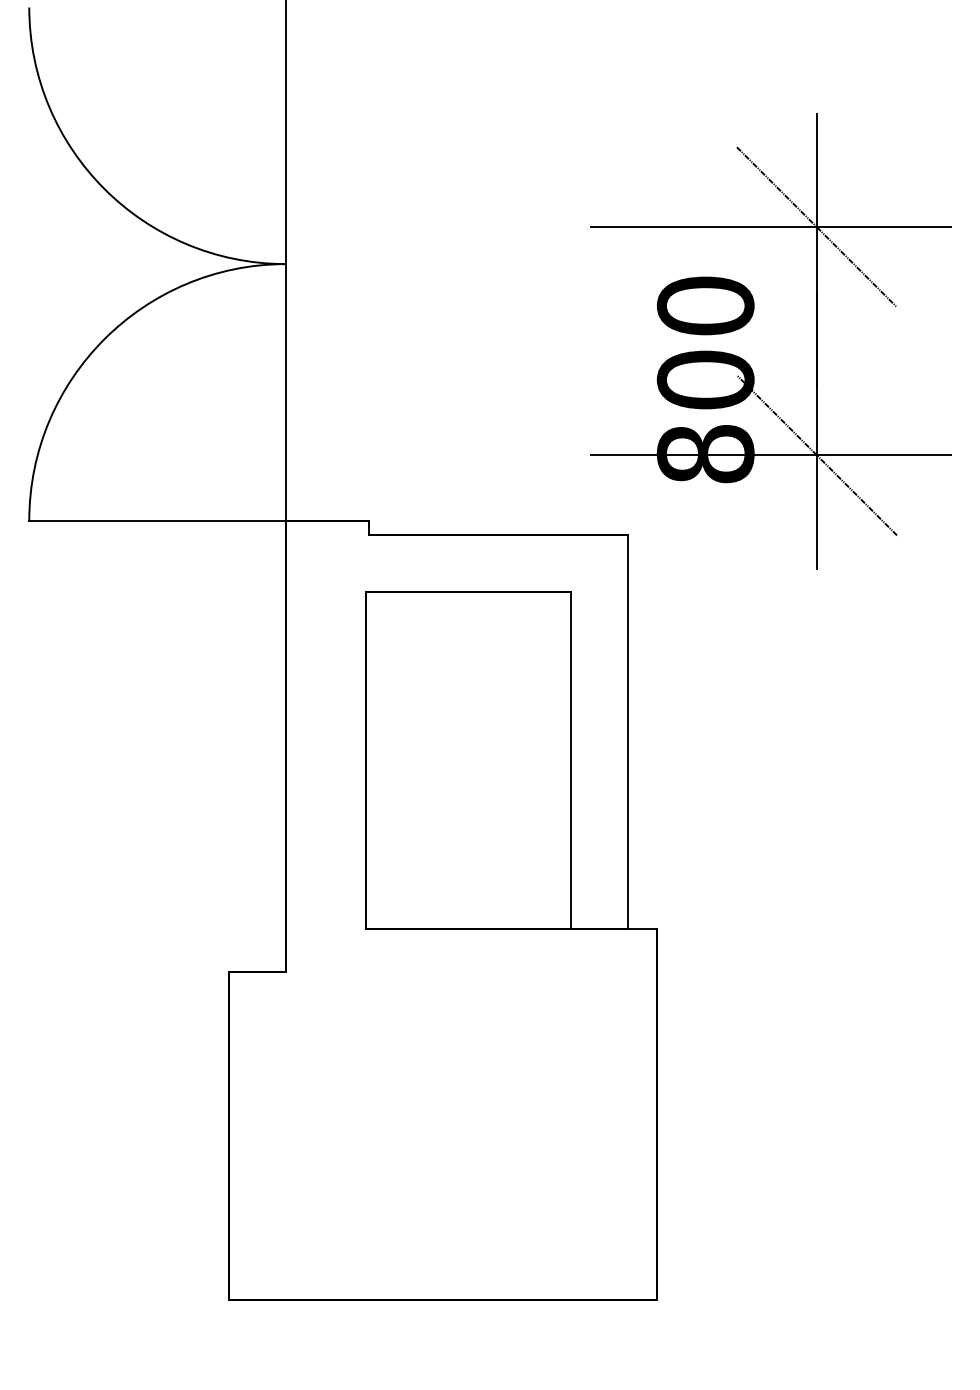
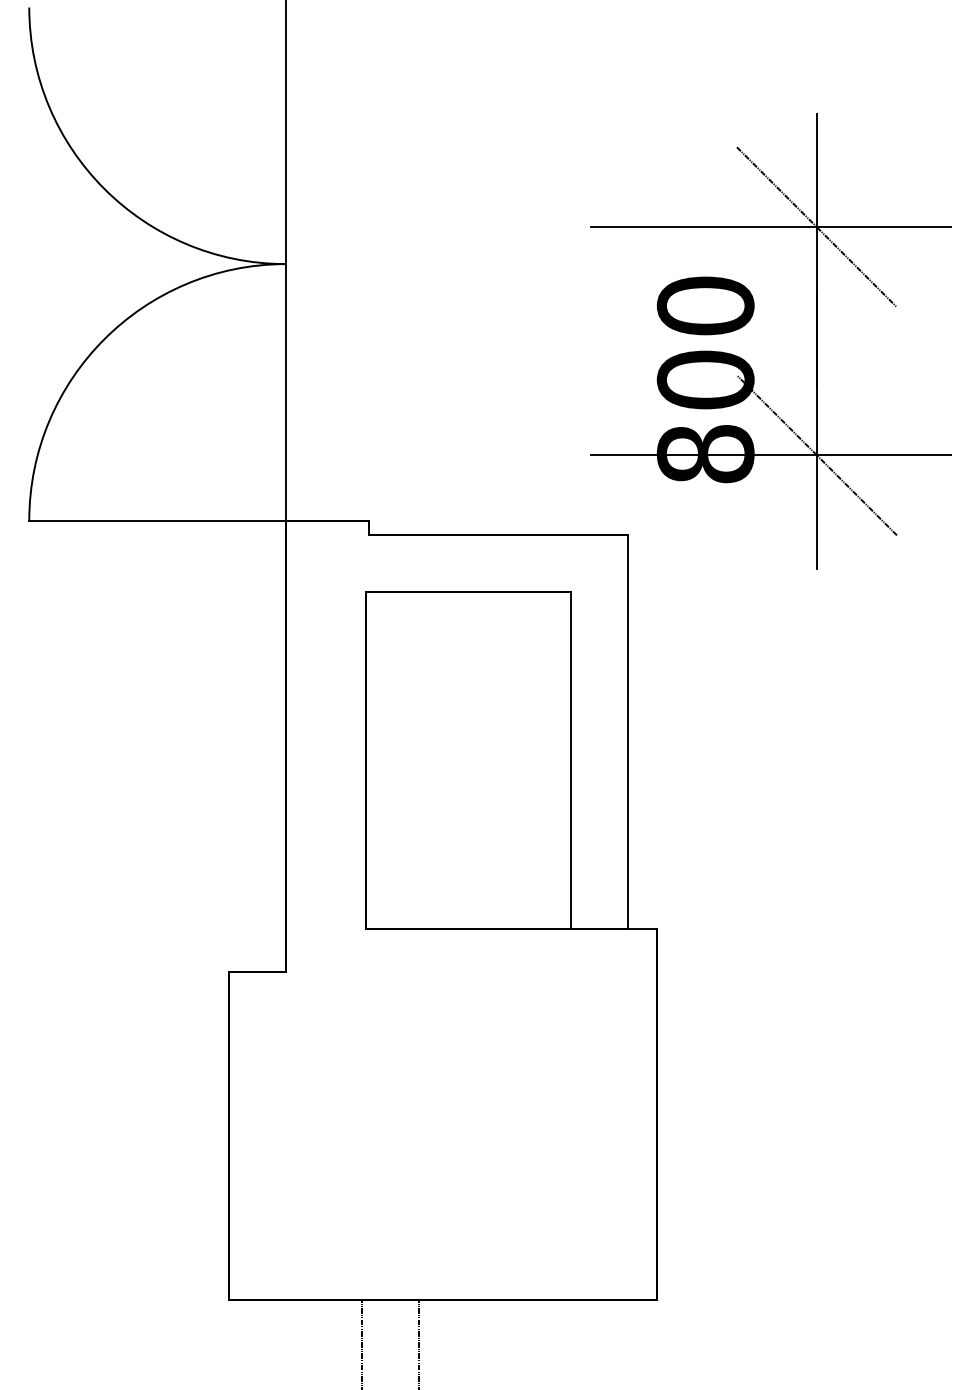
line: none -> present (361, 1342)
line: none -> present (418, 1342)
